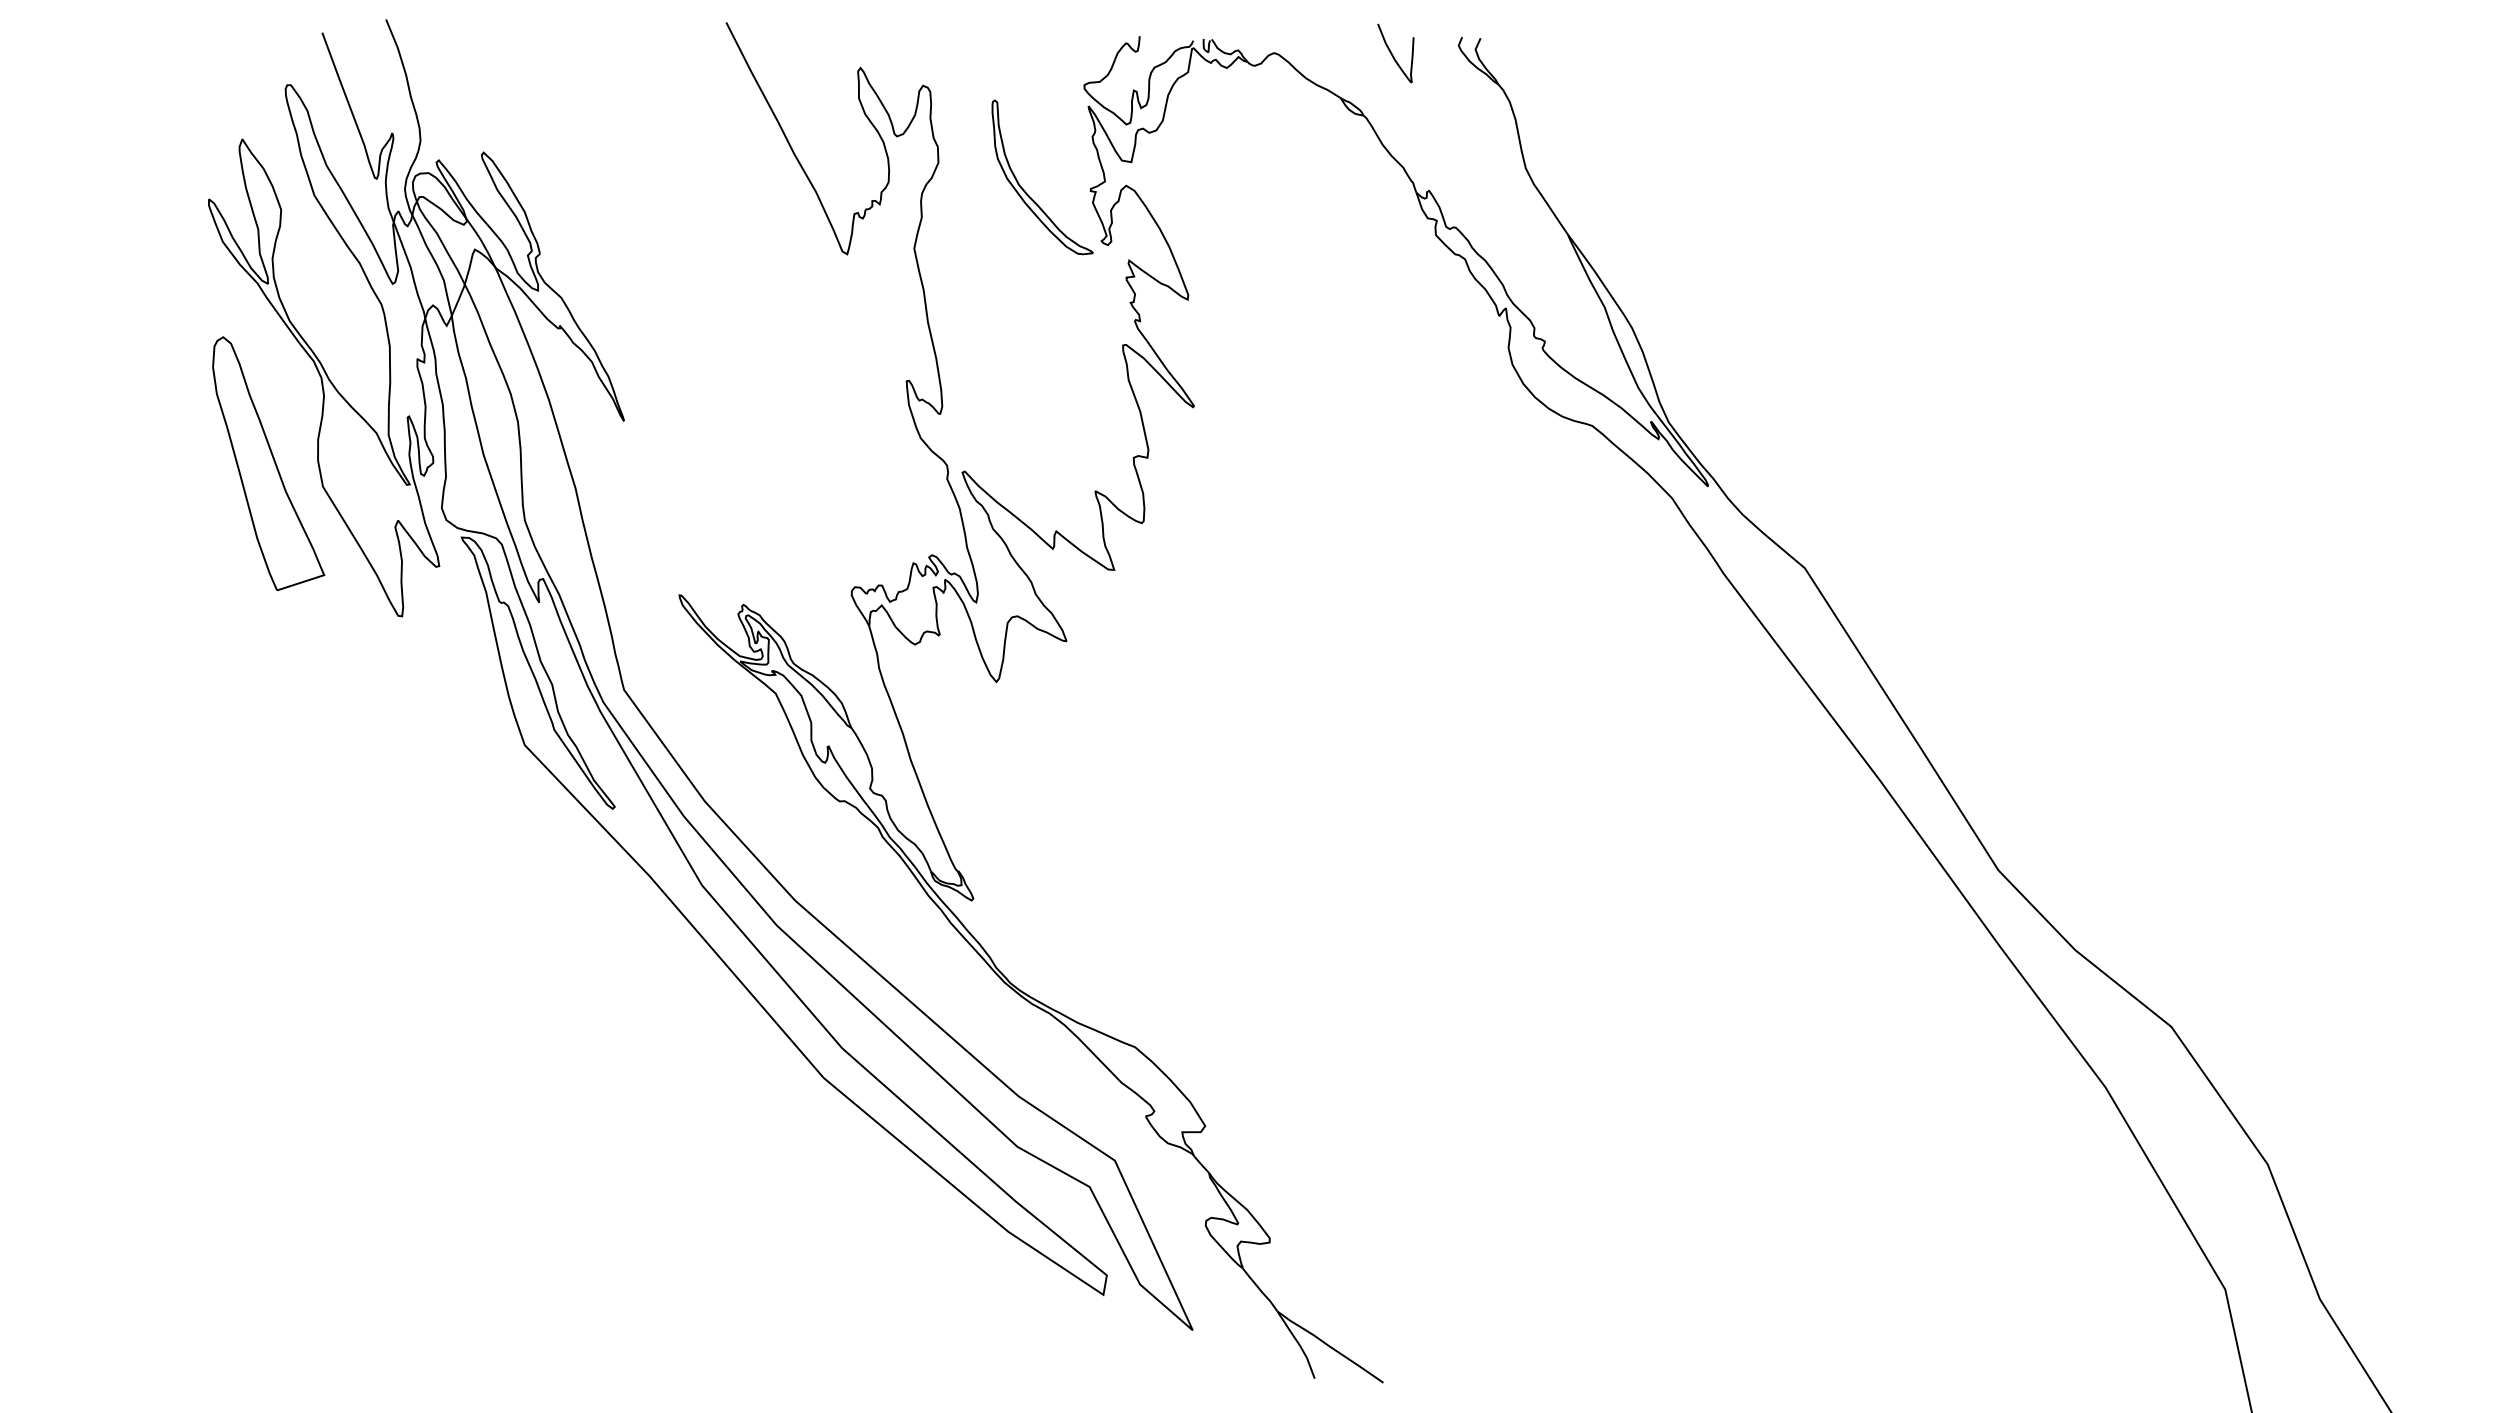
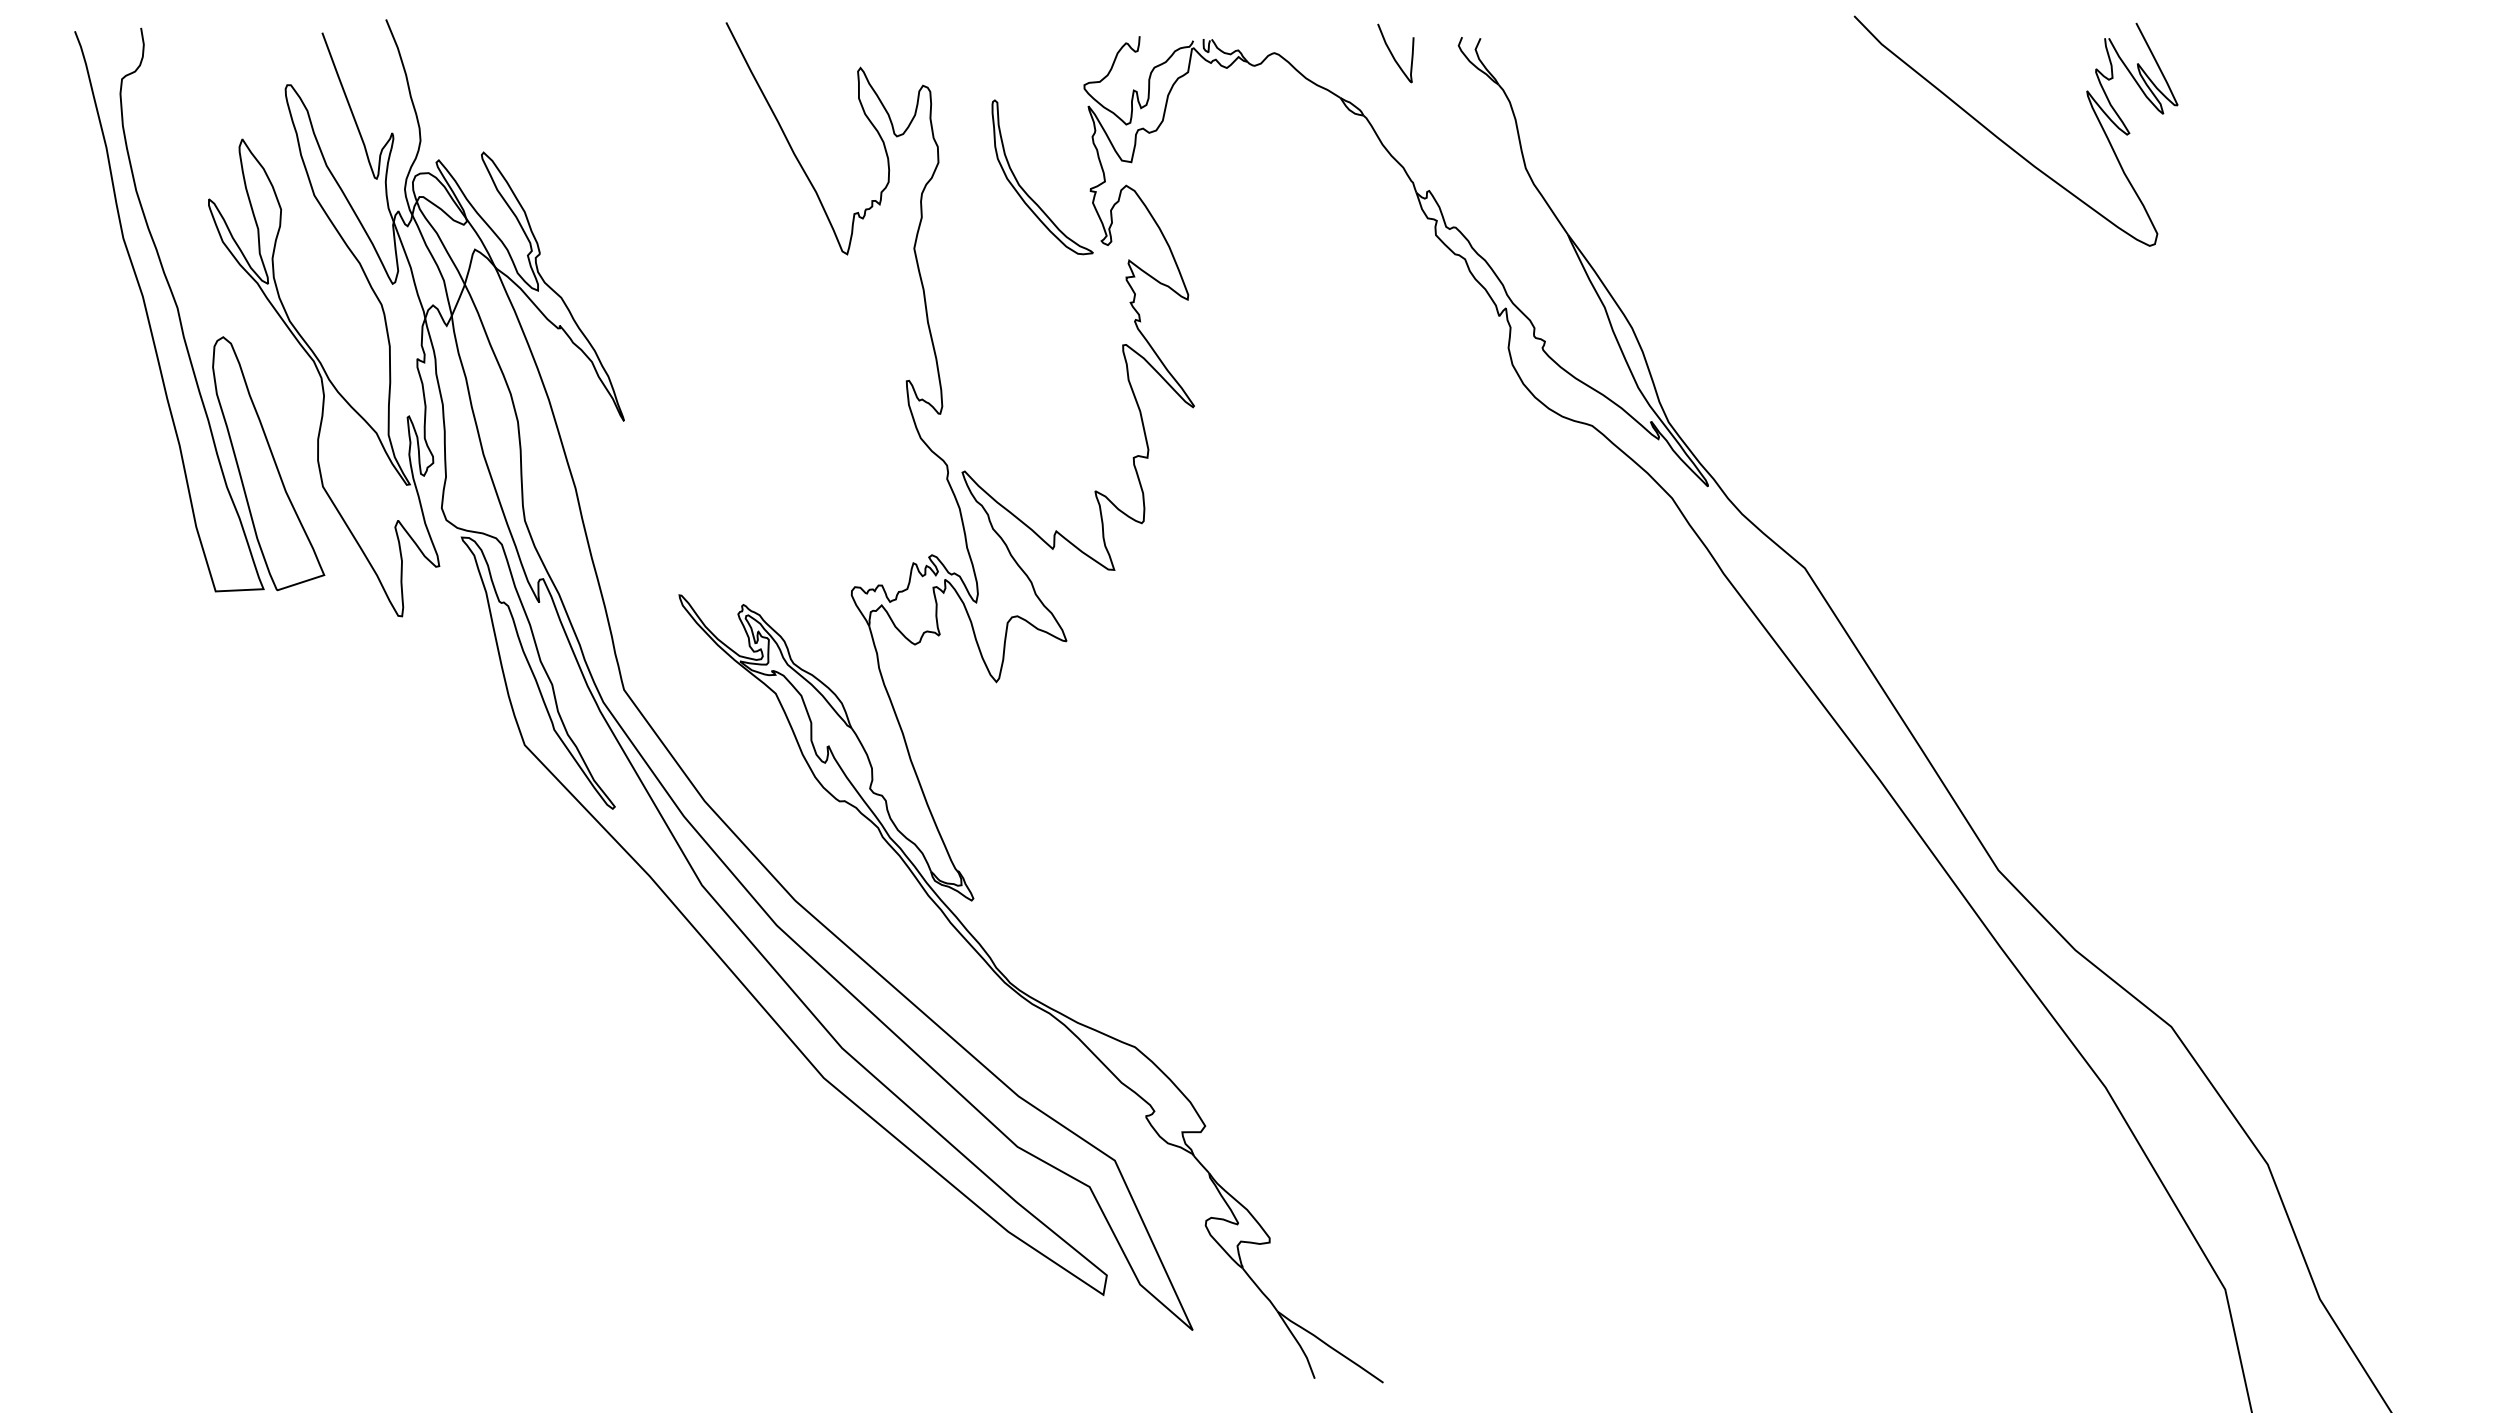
part: none -> present (2004, 141)
curve: none -> present (176, 308)
